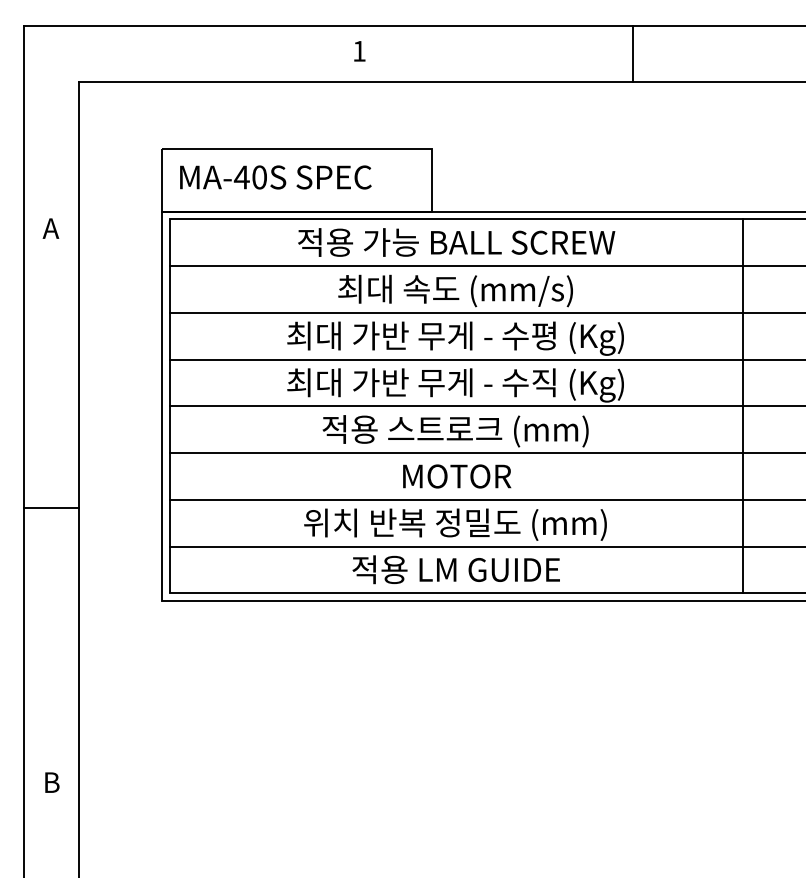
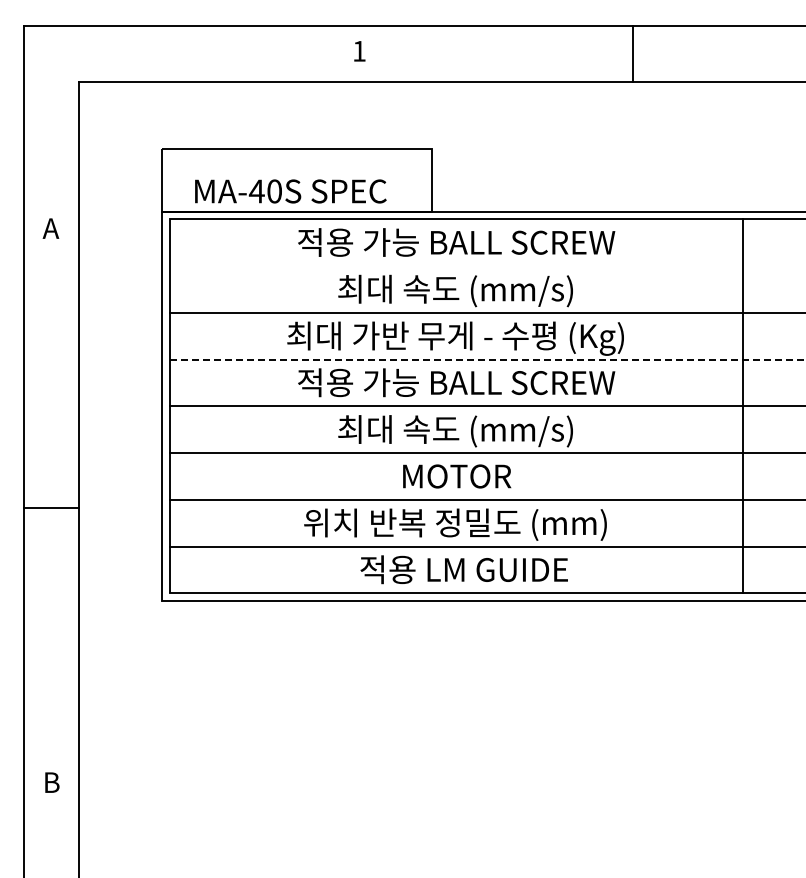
text position: (275, 177) -> (290, 191) (290, 191)
line: present -> none (485, 266)
line: solid -> dashed (487, 359)
text: 최대 가반 무게 - 수직 (Kg) -> 적용 가능 BALL SCREW (455, 385)
text: 적용 스트로크 (mm) -> 최대 속도 (mm/s) (455, 431)
text position: (455, 569) -> (463, 569) (463, 569)
